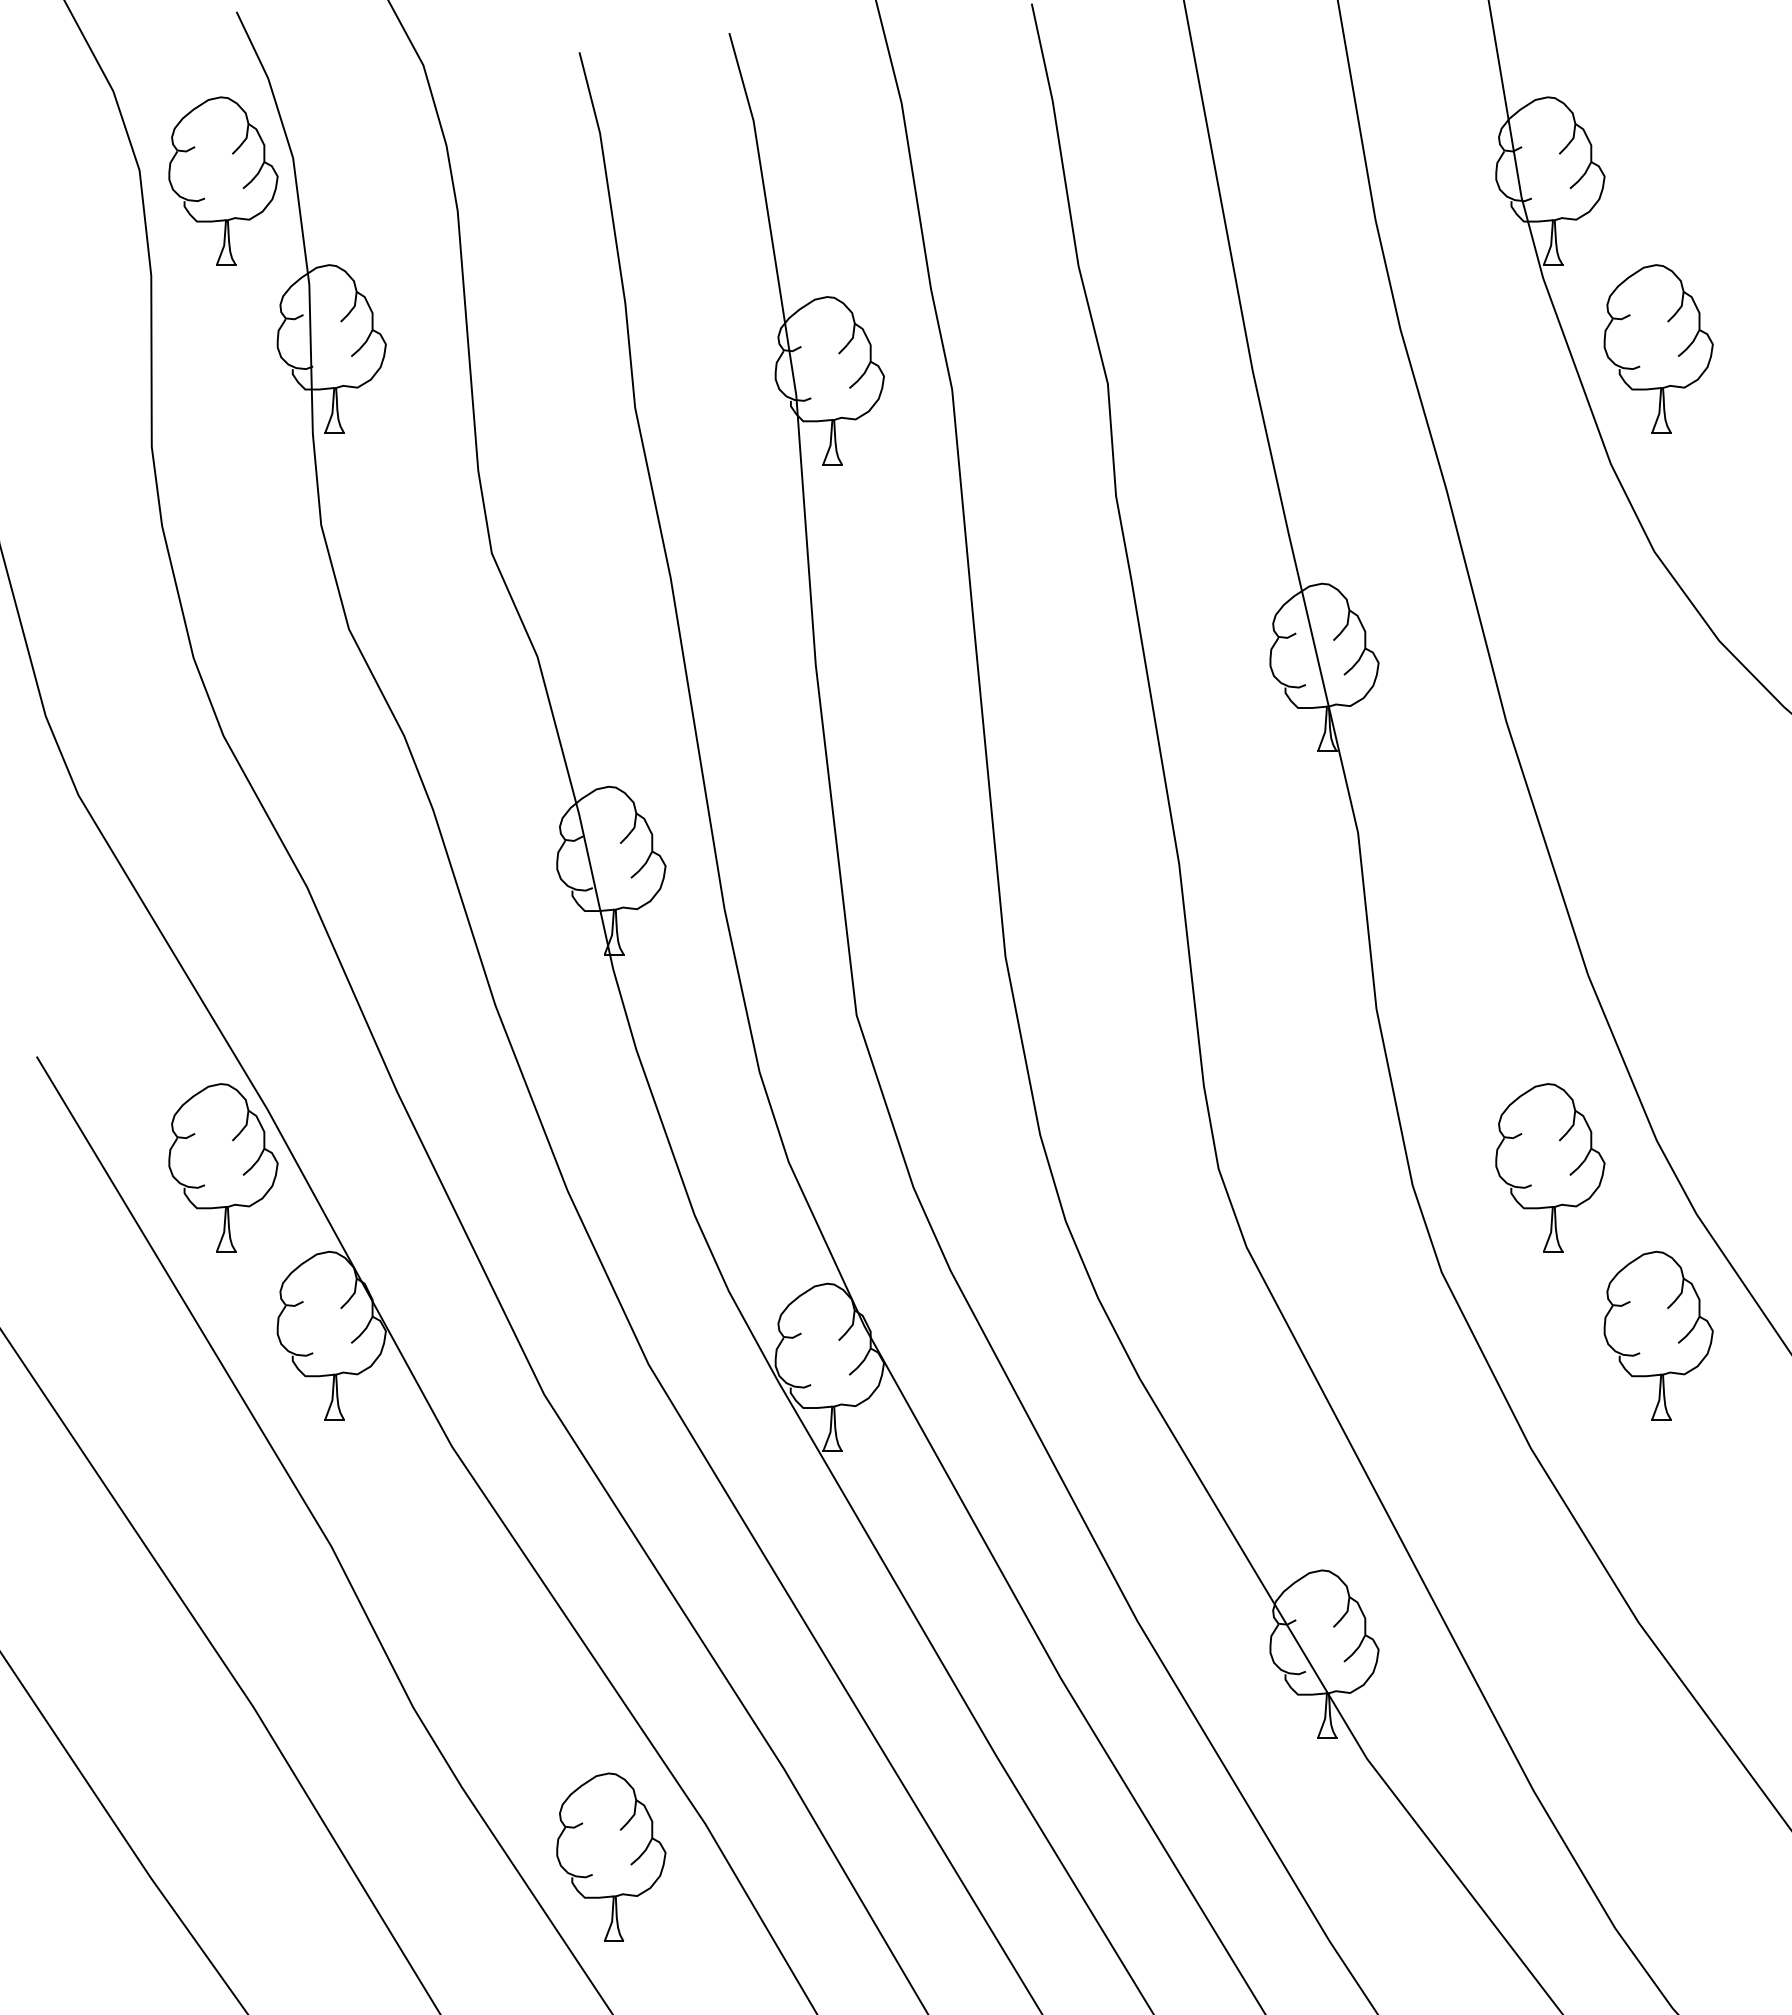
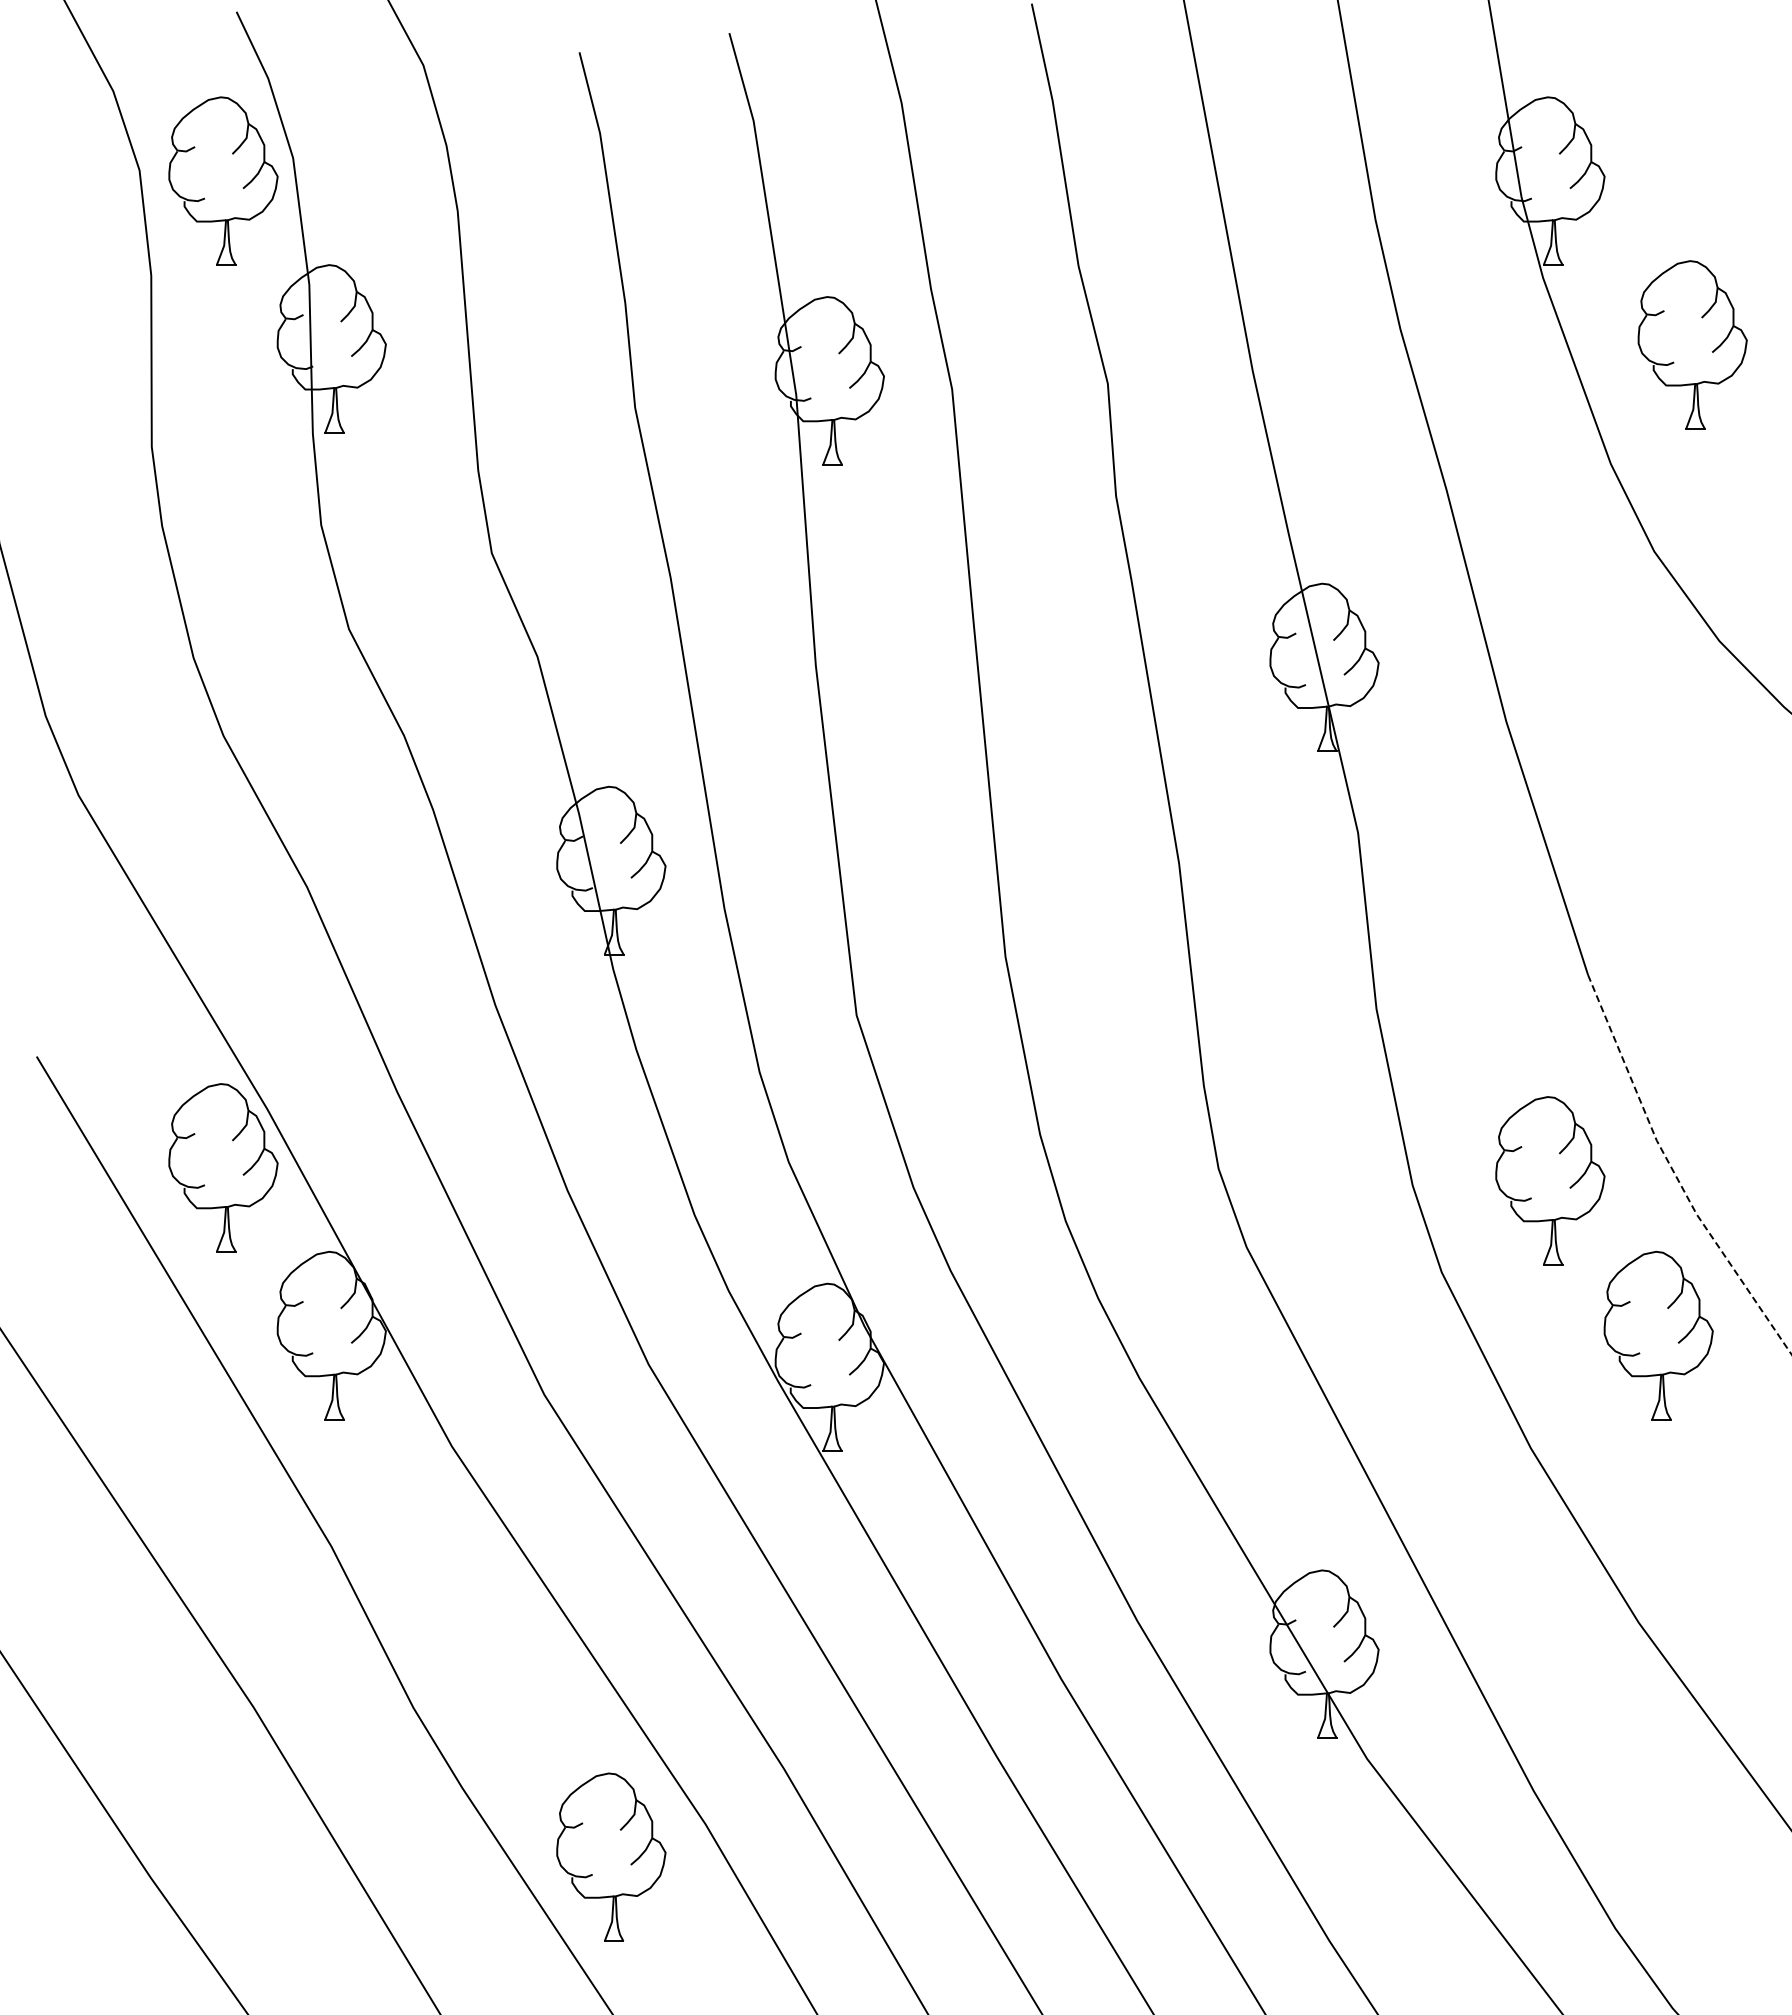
part position: (1658, 348) -> (1692, 344) (1692, 344)
part position: (1550, 1167) -> (1550, 1180) (1550, 1180)
line: solid -> dashed (1674, 1173)
